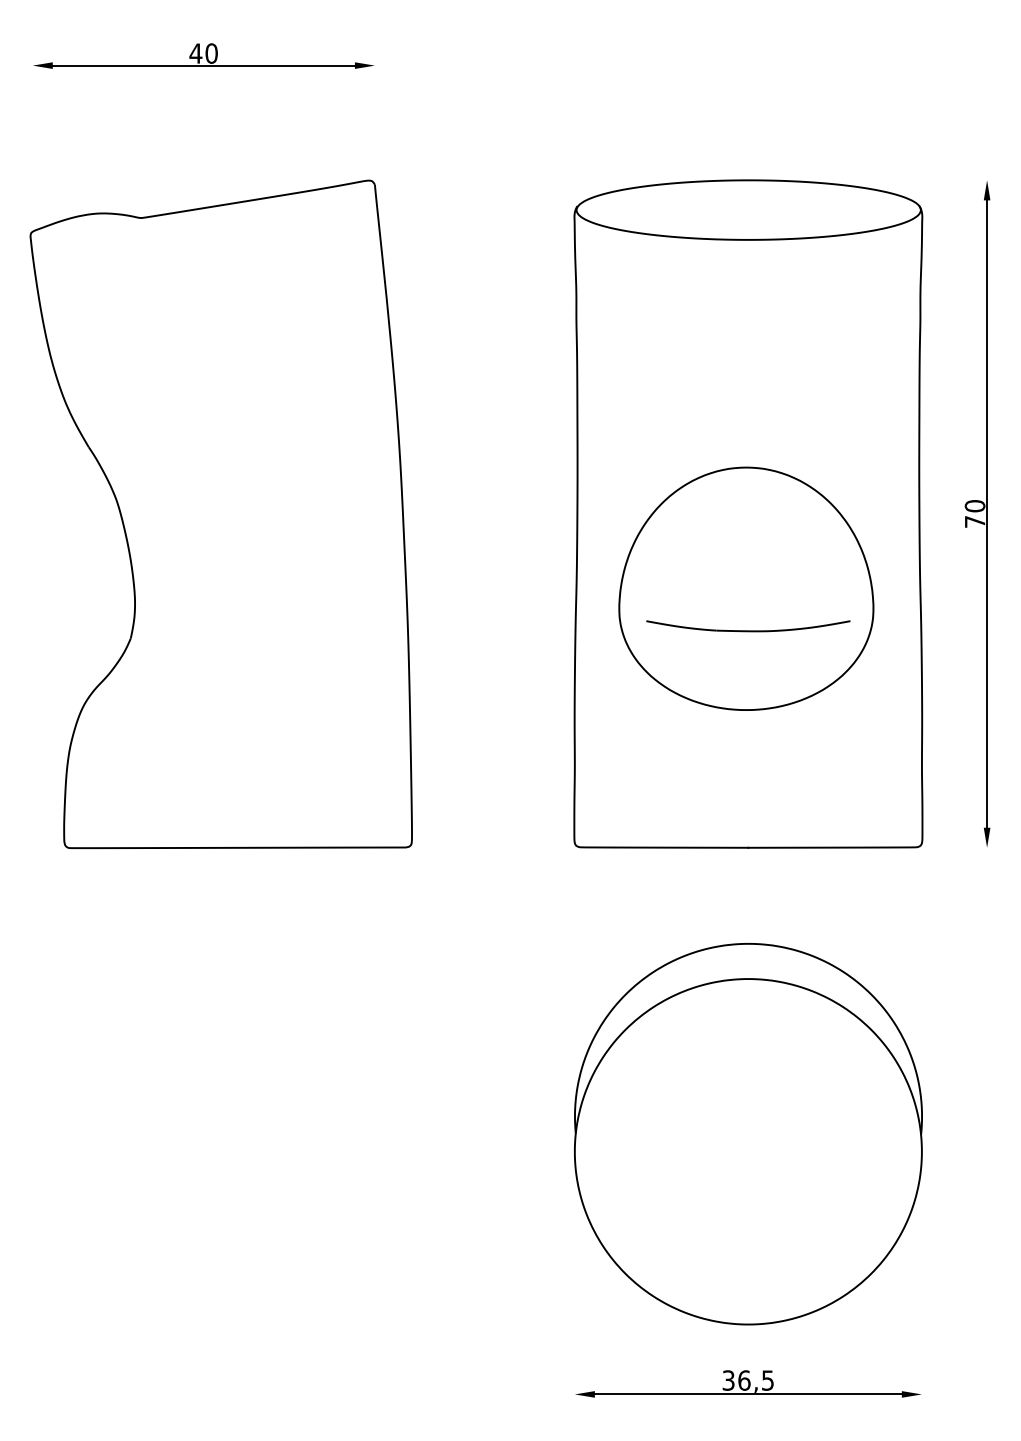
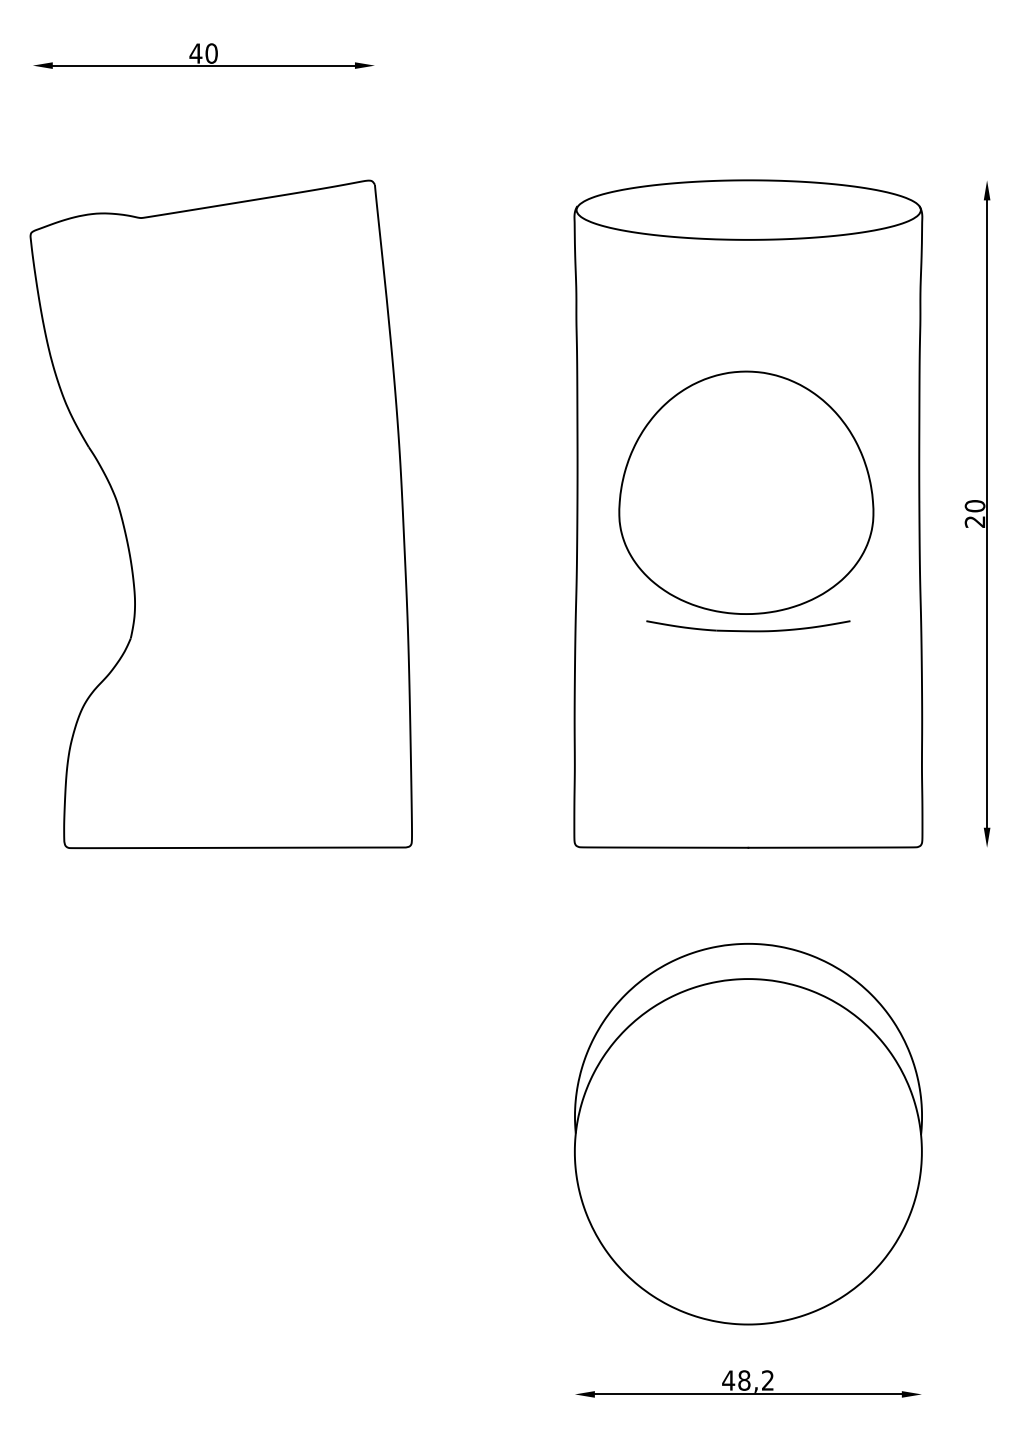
text: 70 -> 20 (974, 521)
part position: (746, 588) -> (746, 492) (746, 492)
text: 36,5 -> 48,2 (747, 1380)
